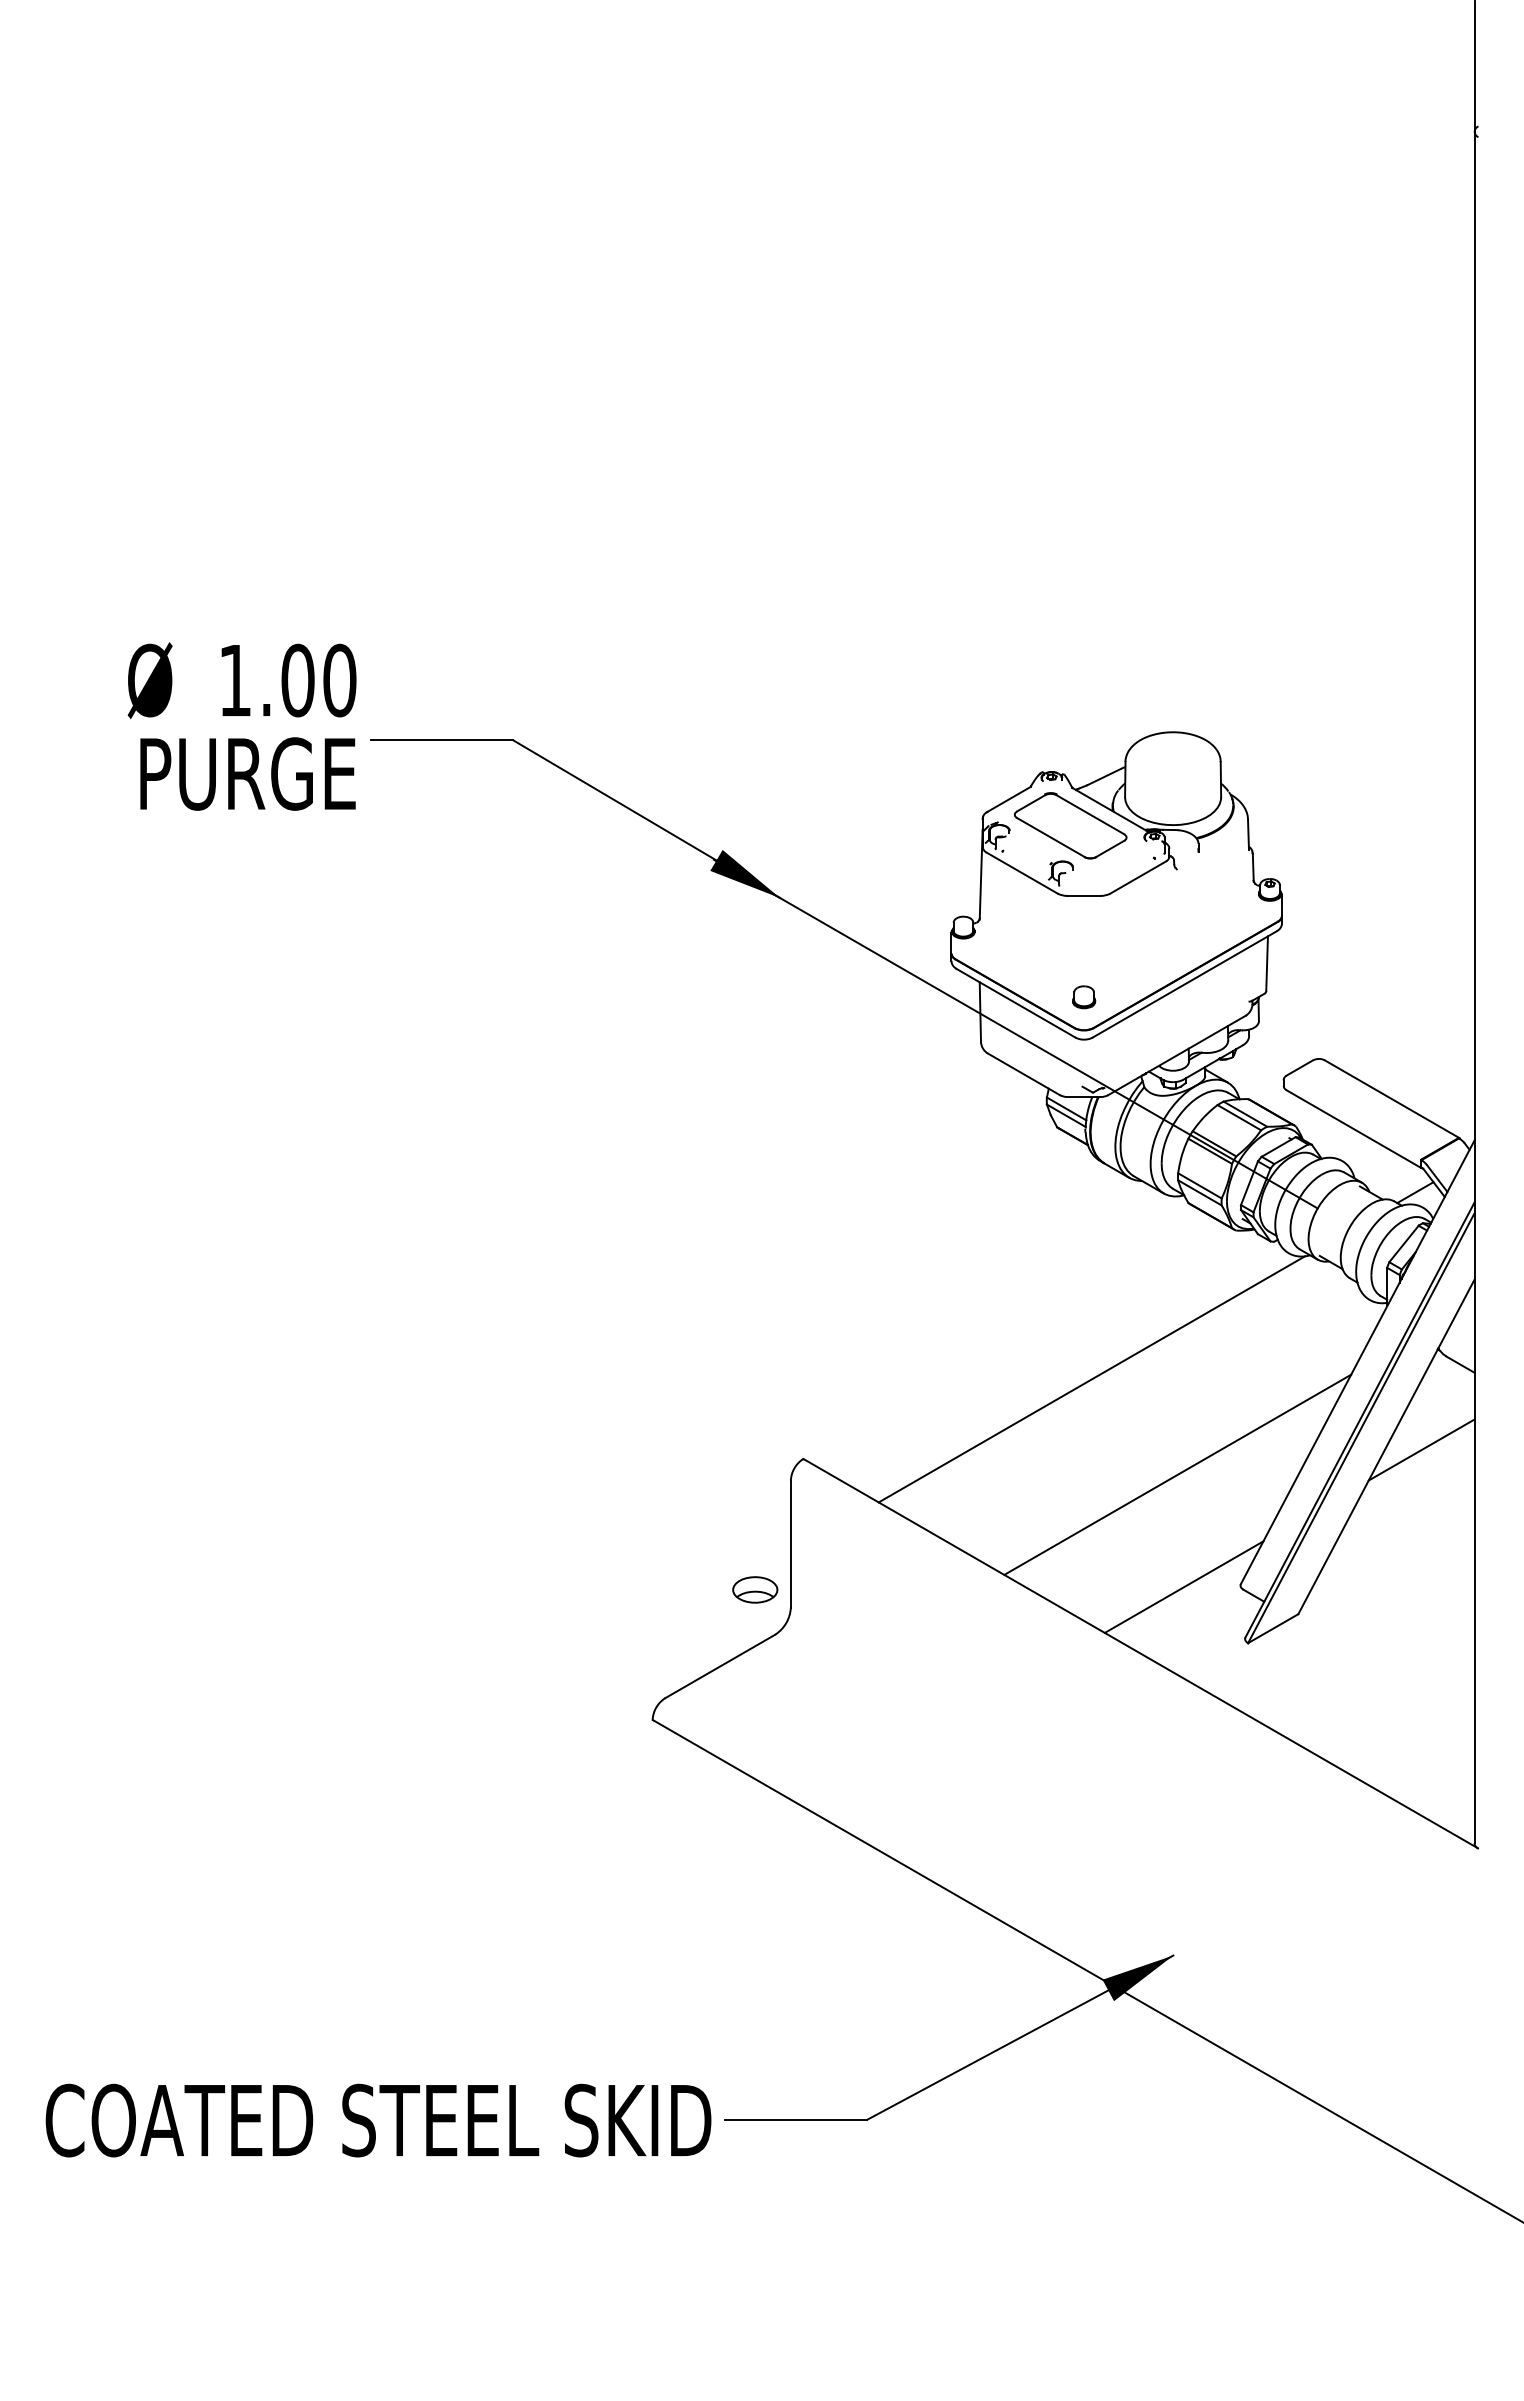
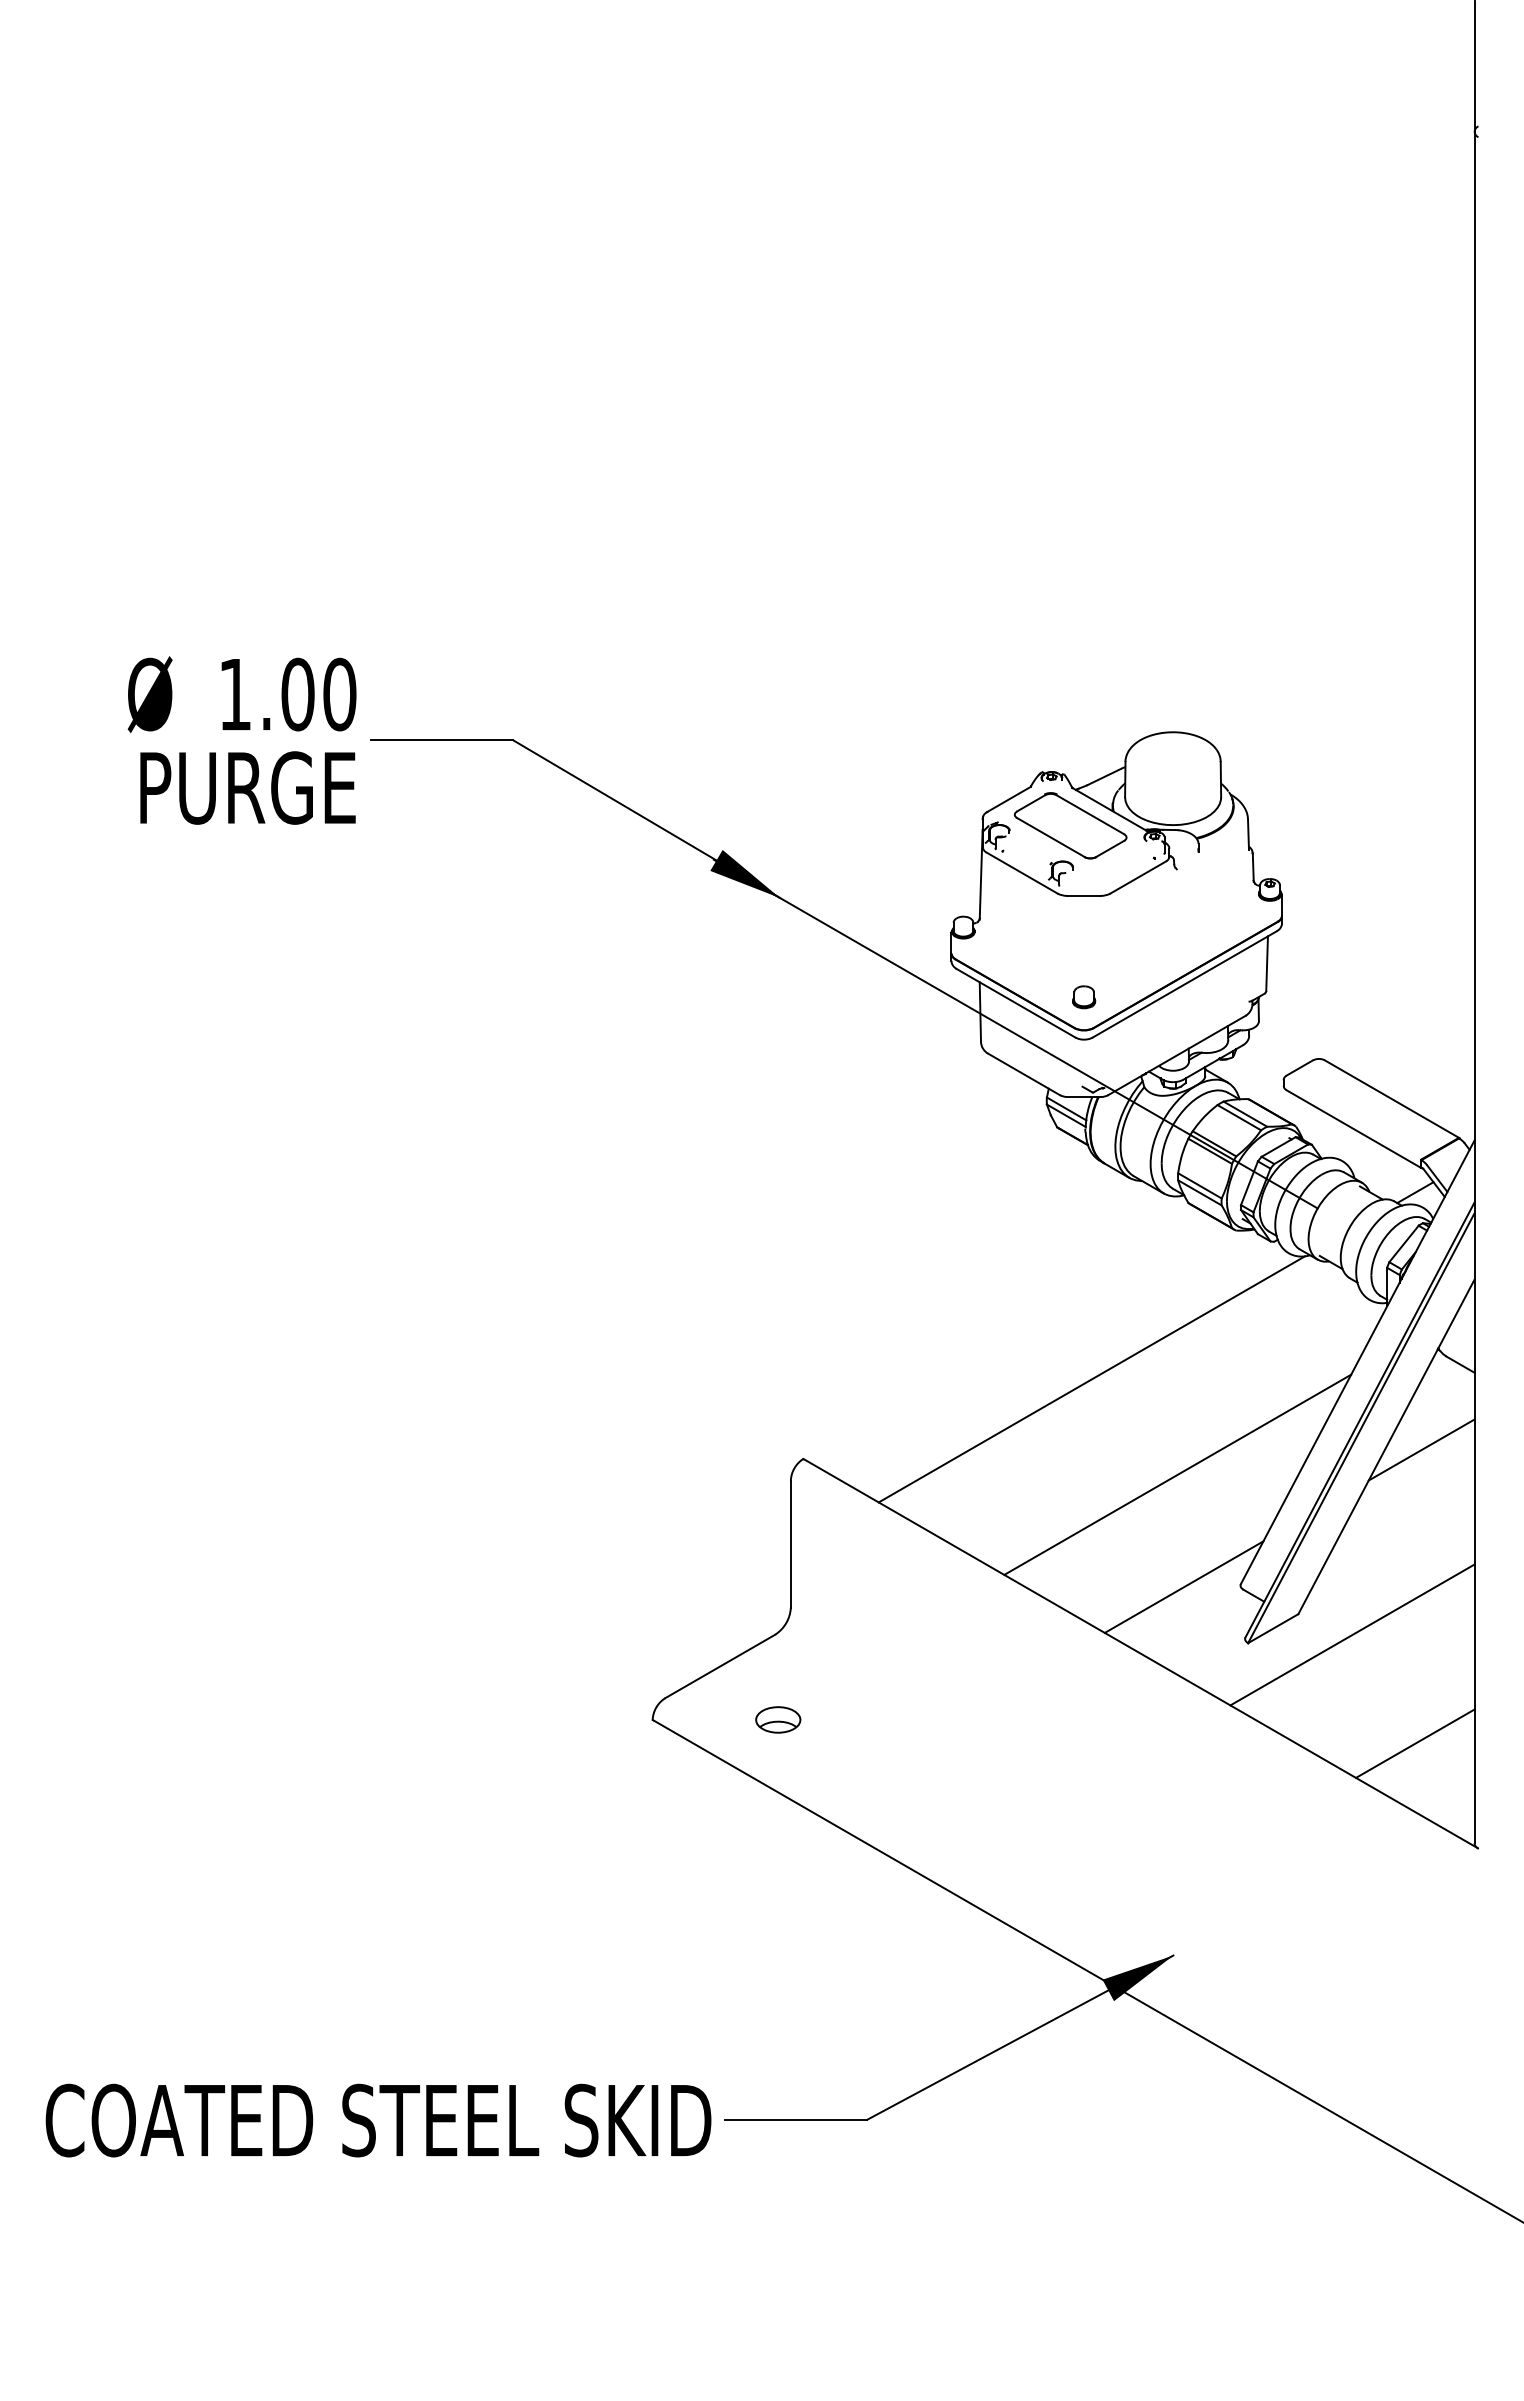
text position: (241, 726) -> (241, 740) (241, 740)
part position: (755, 1589) -> (778, 1719) (778, 1719)
line: none -> present (1352, 1634)
line: none -> present (1414, 1743)
